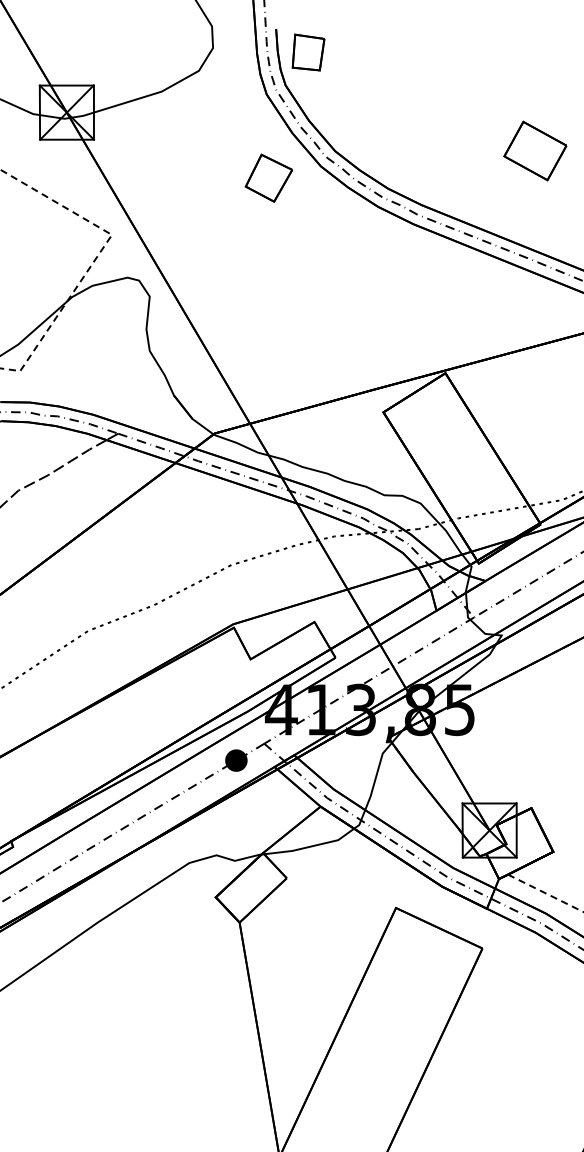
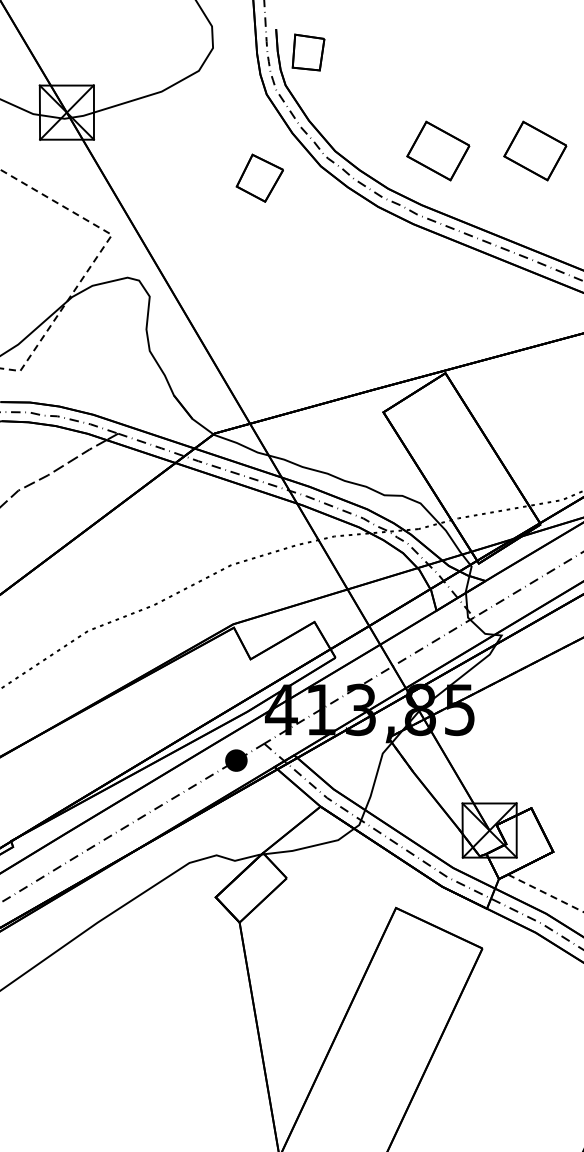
part: none -> present (438, 150)
part position: (268, 177) -> (259, 177) (259, 177)
